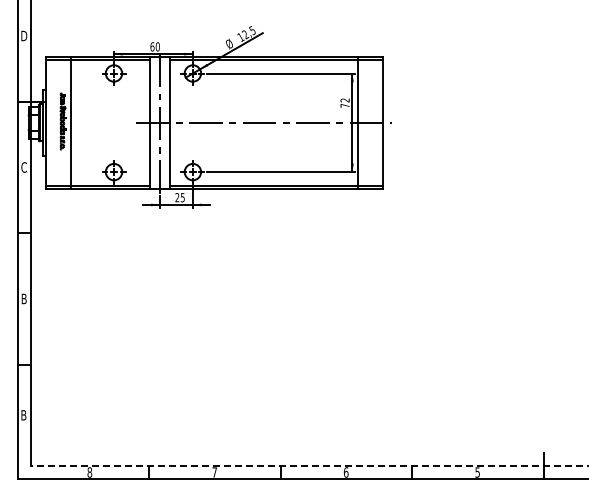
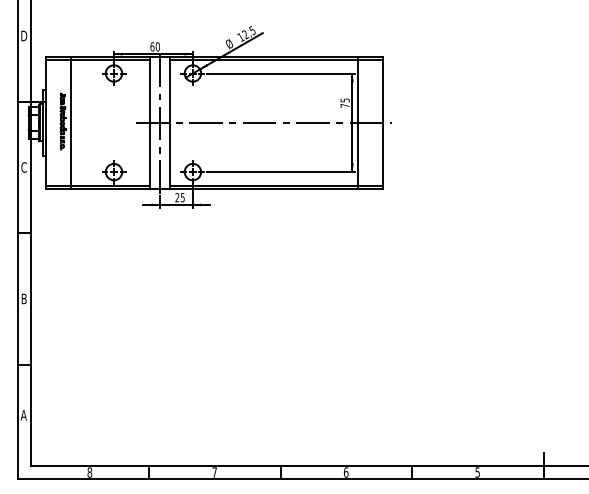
text: 72 -> 75 (344, 100)
text: B -> A (23, 415)
line: dashed -> solid (309, 465)
